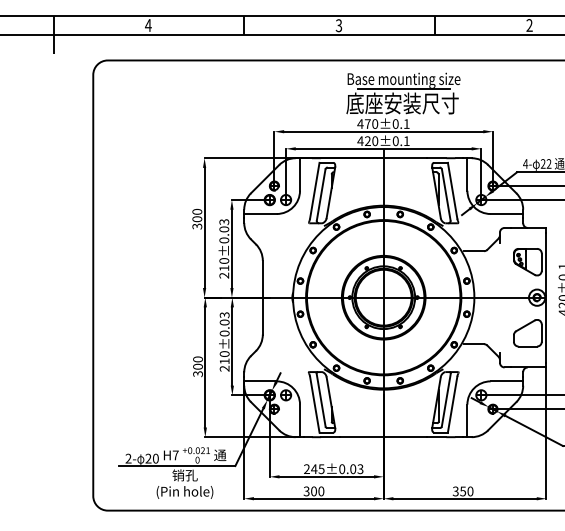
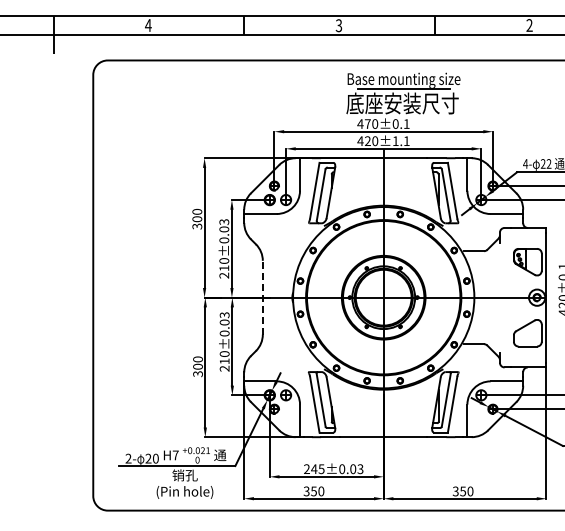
text: 420±0.1 -> 420±1.1 (395, 141)
line: solid -> dashed (262, 297)
text: 300 -> 350 (313, 491)
